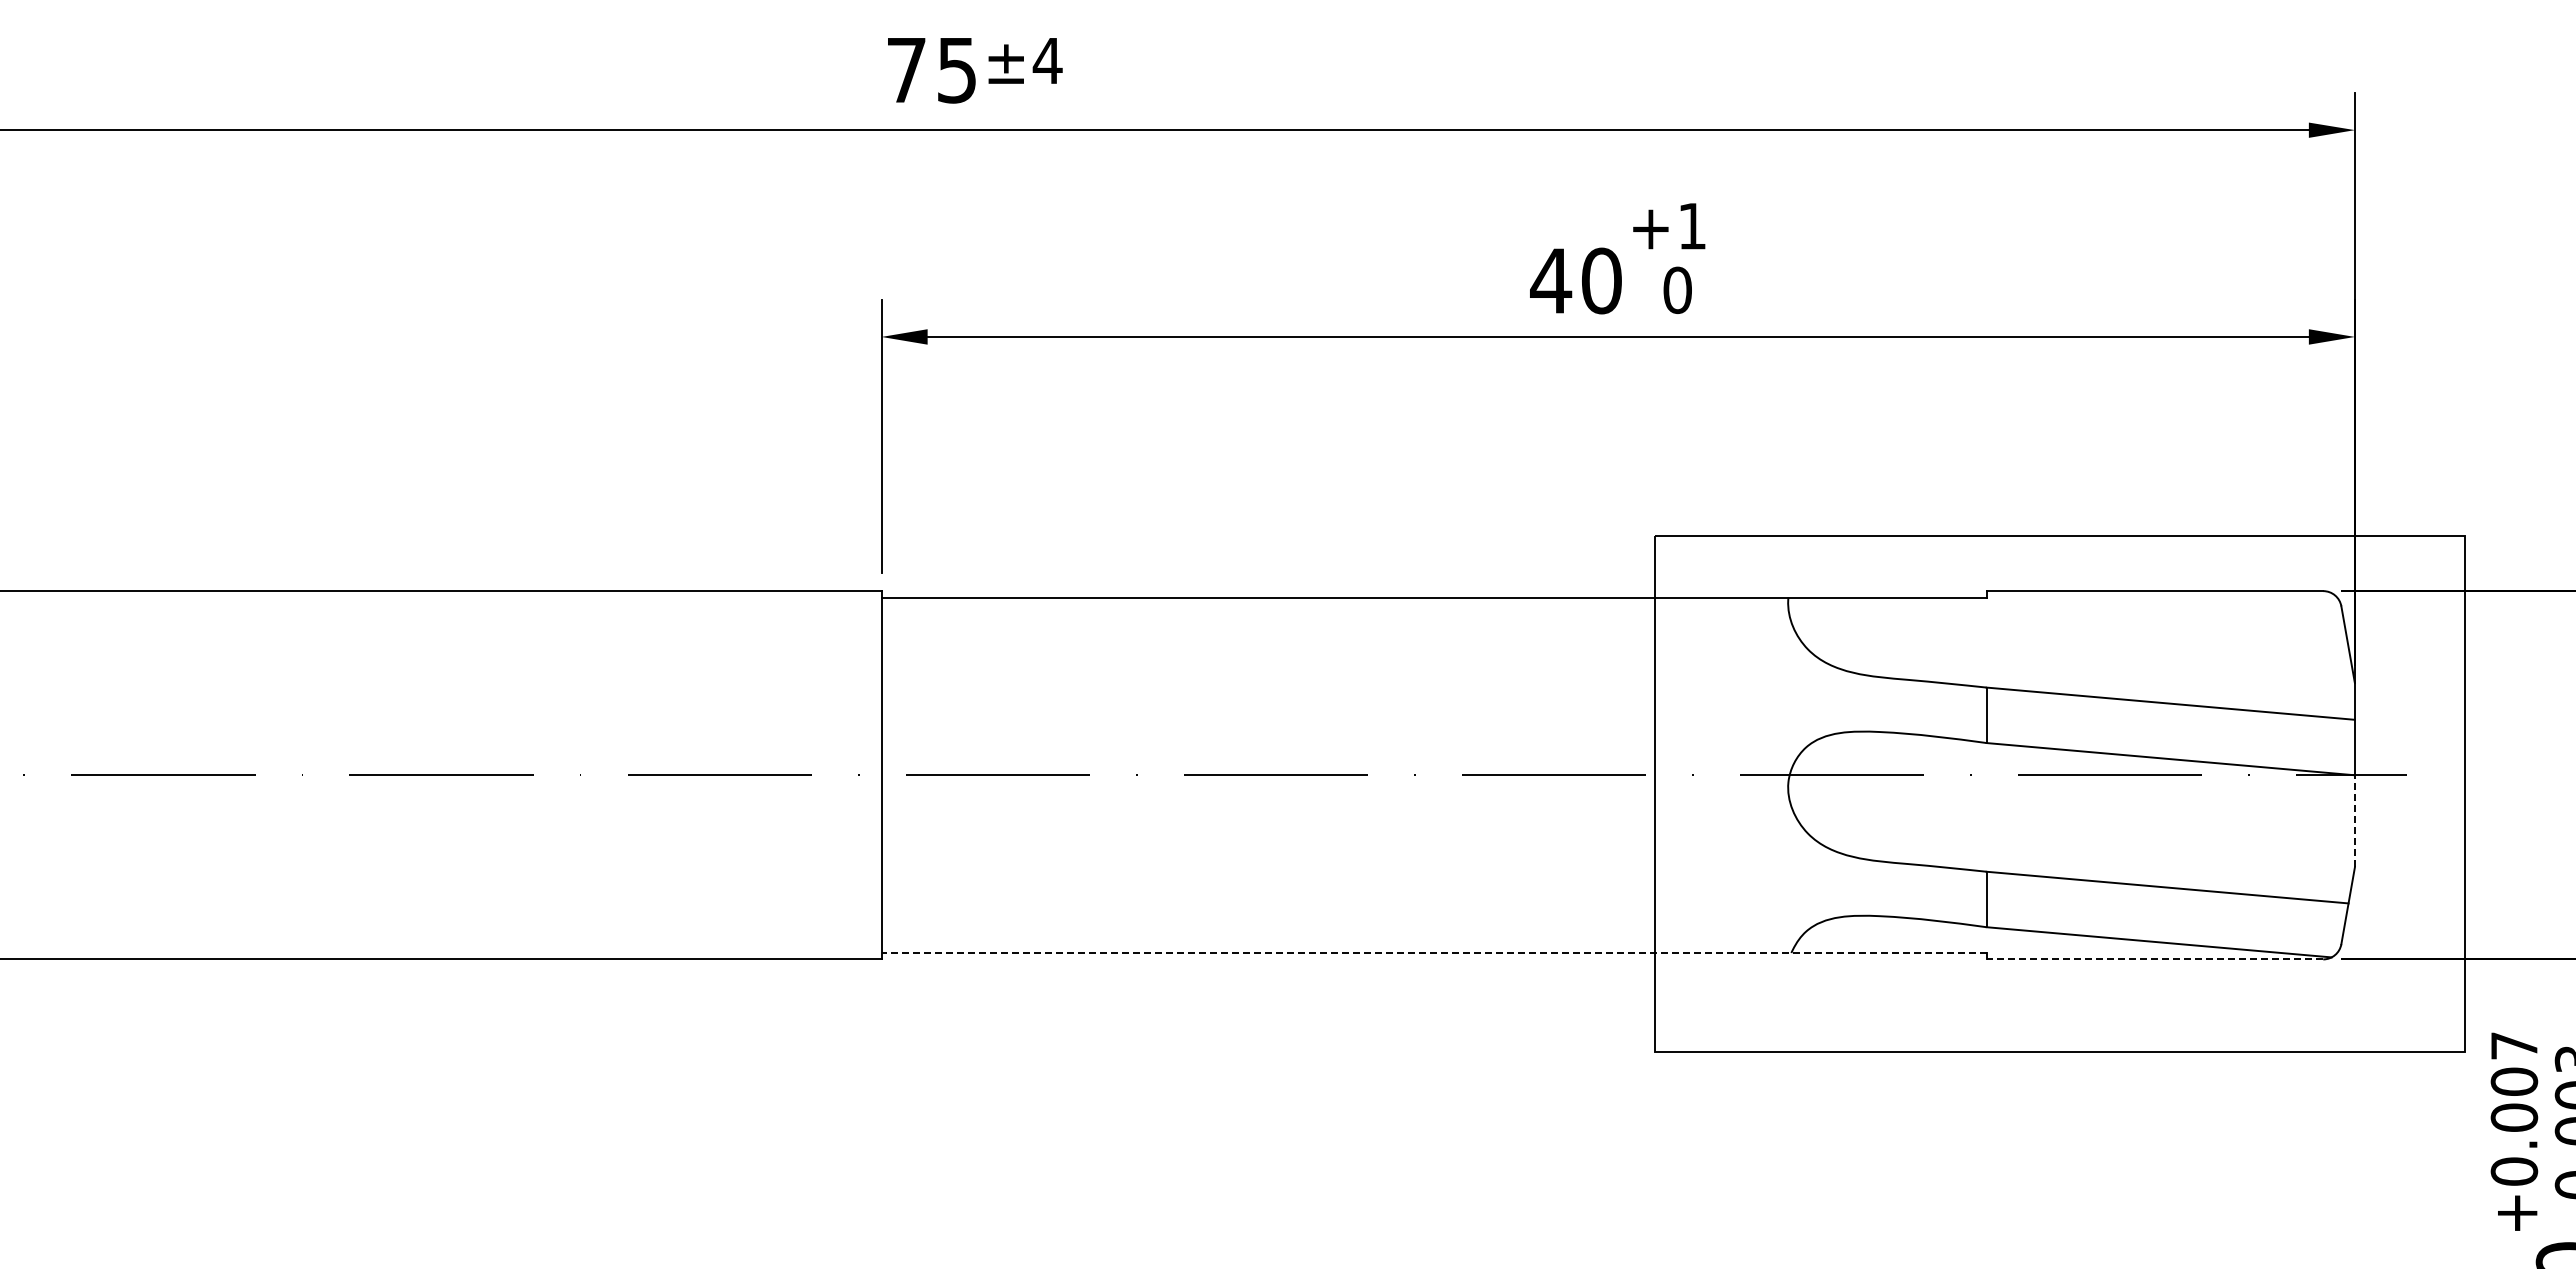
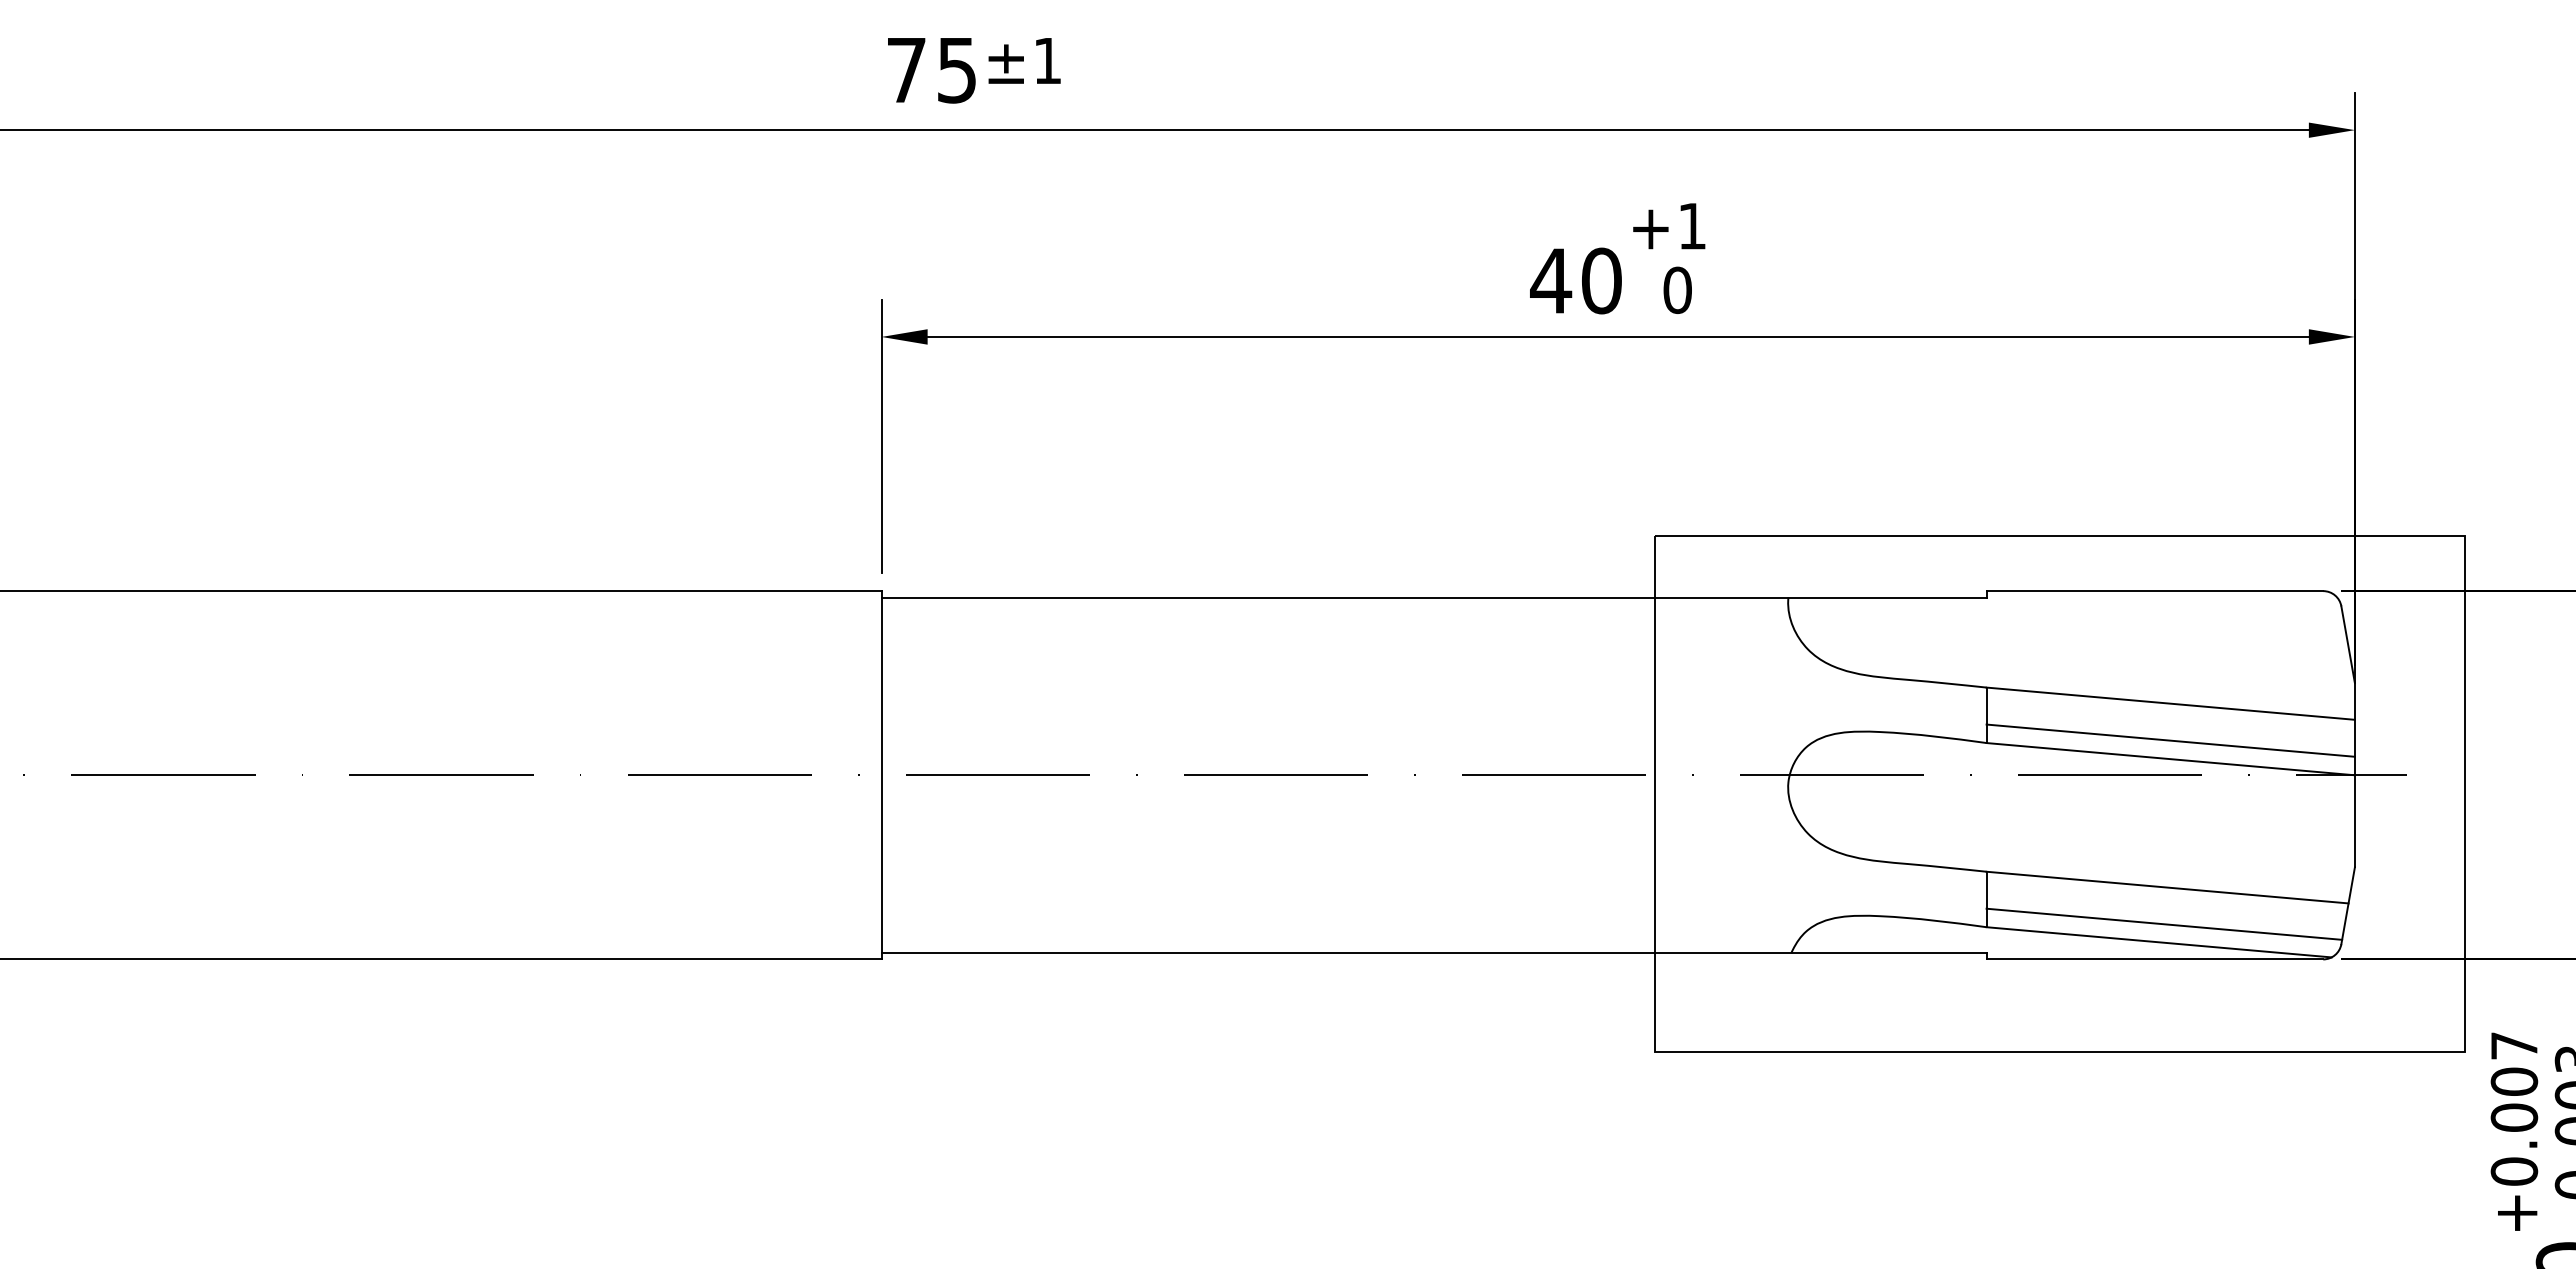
text: ±4 -> ±1 (1047, 60)
line: none -> present (2170, 740)
line: dashed -> solid (2354, 820)
line: none -> present (2164, 923)
line: dashed -> solid (1433, 953)
line: dashed -> solid (2154, 959)
